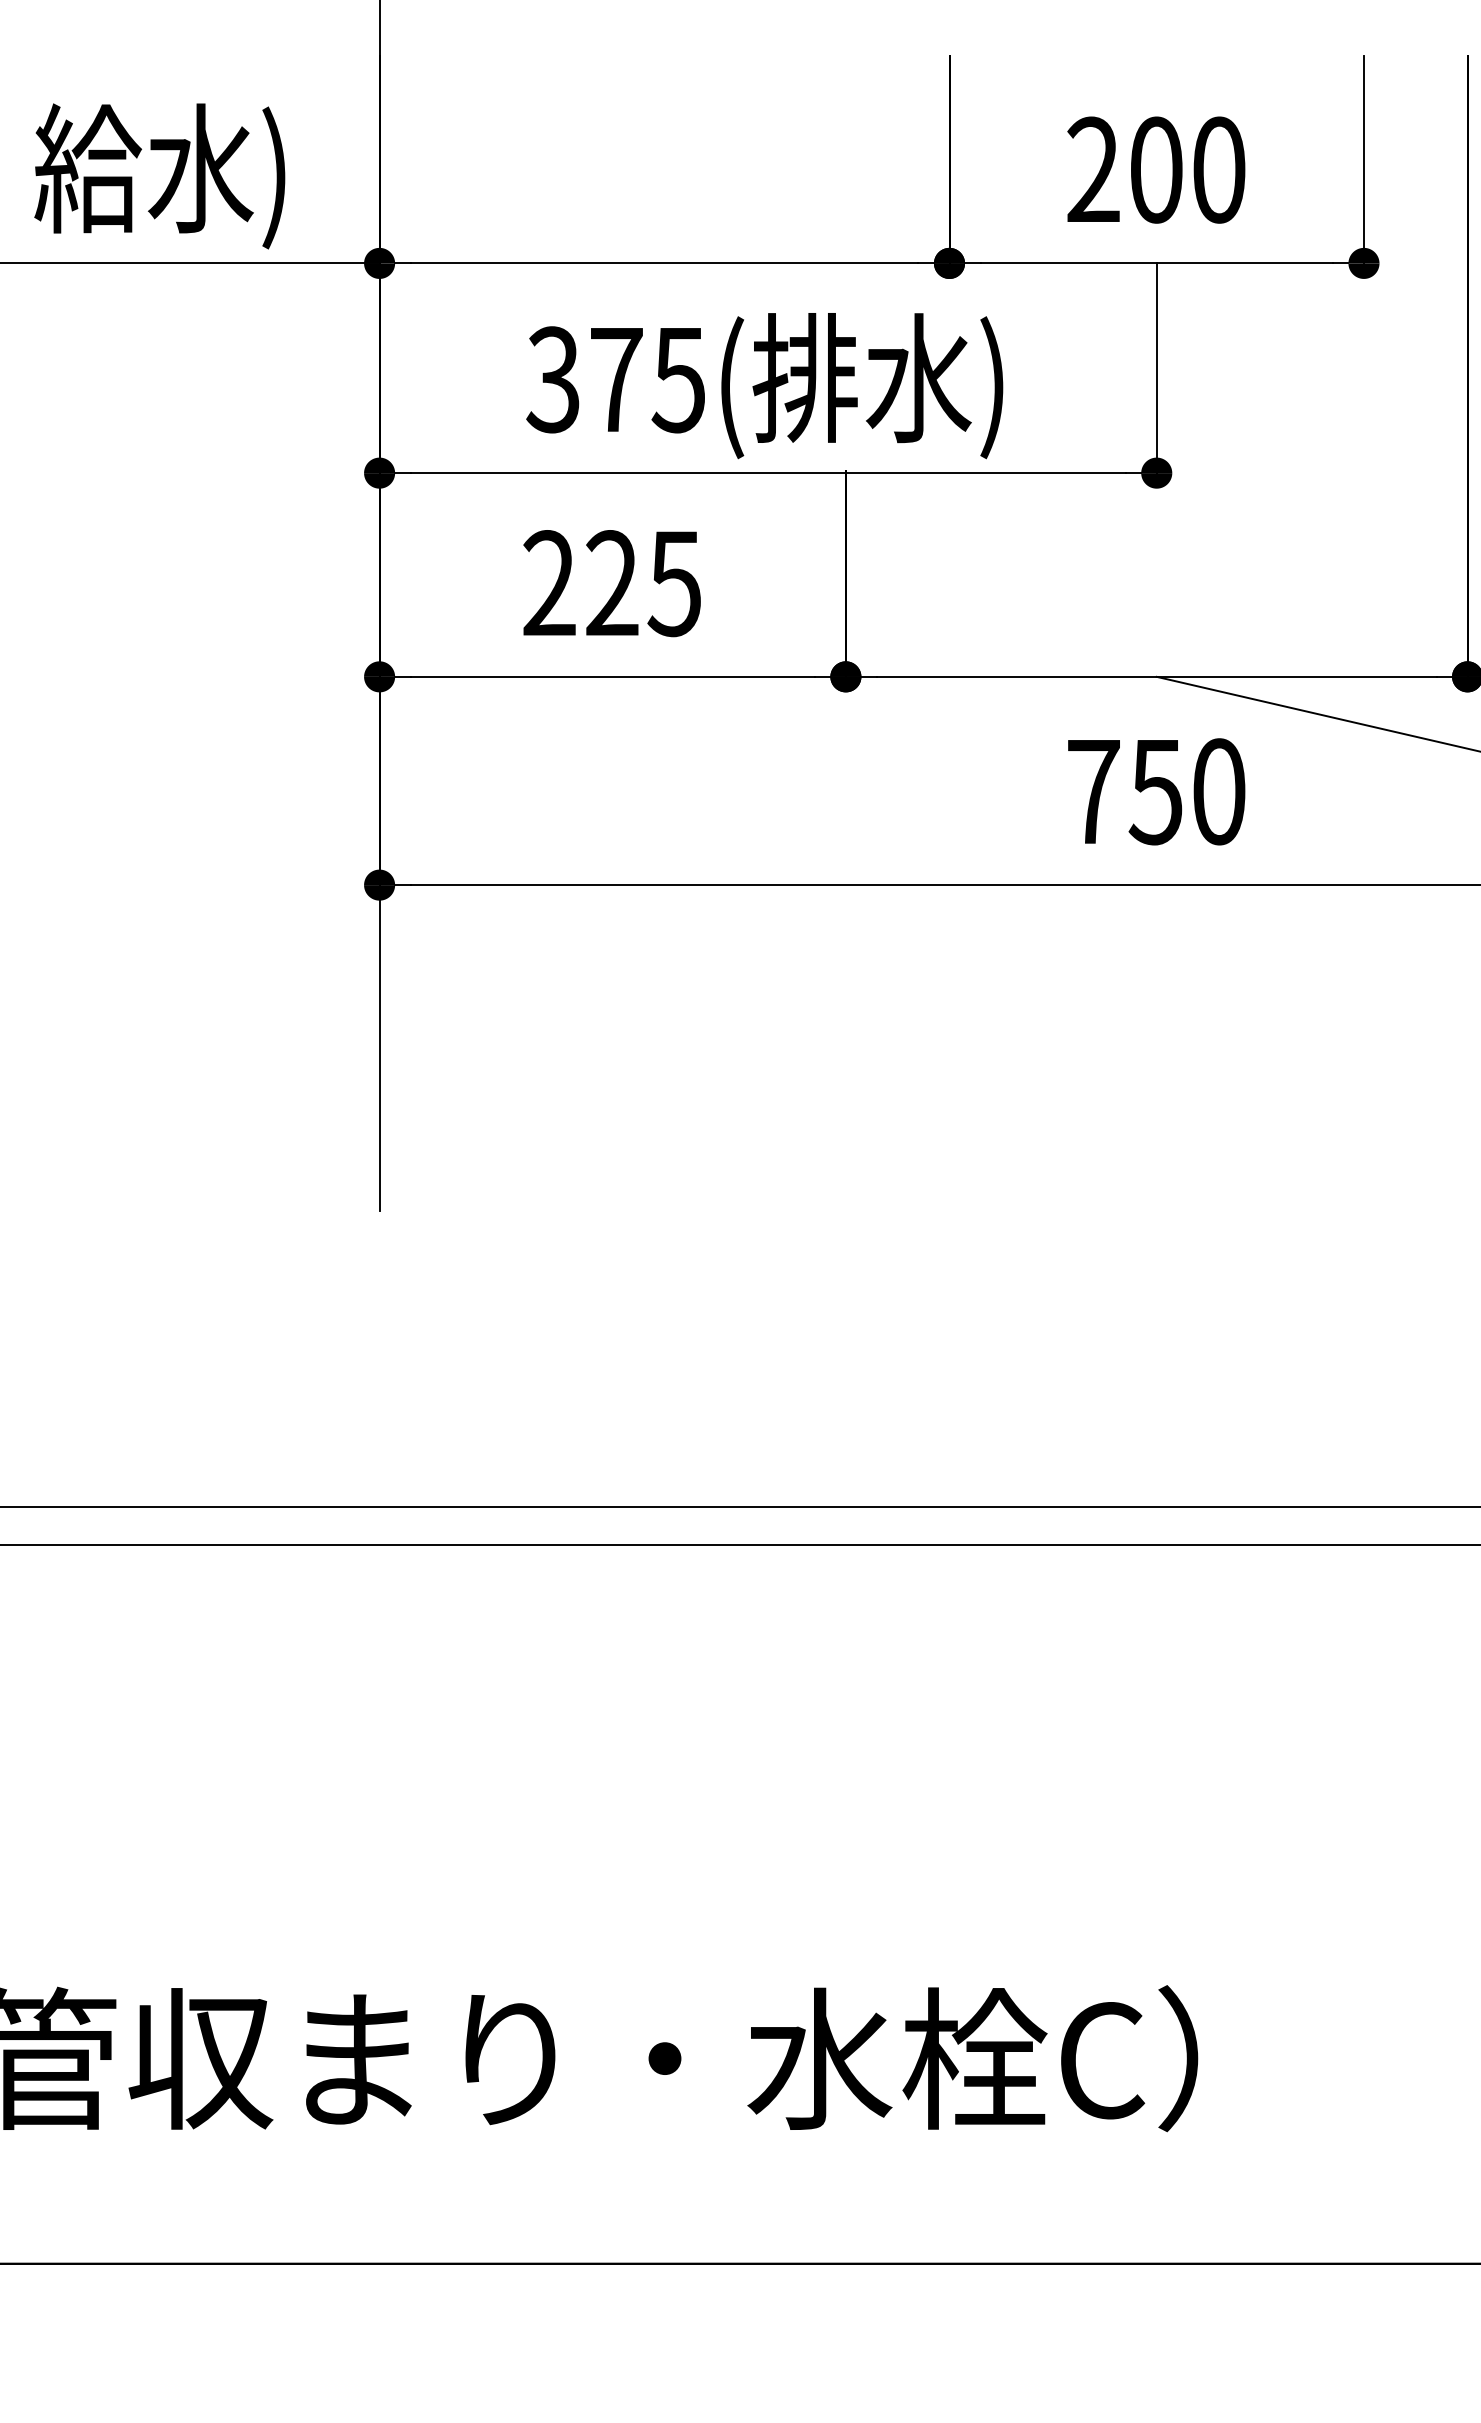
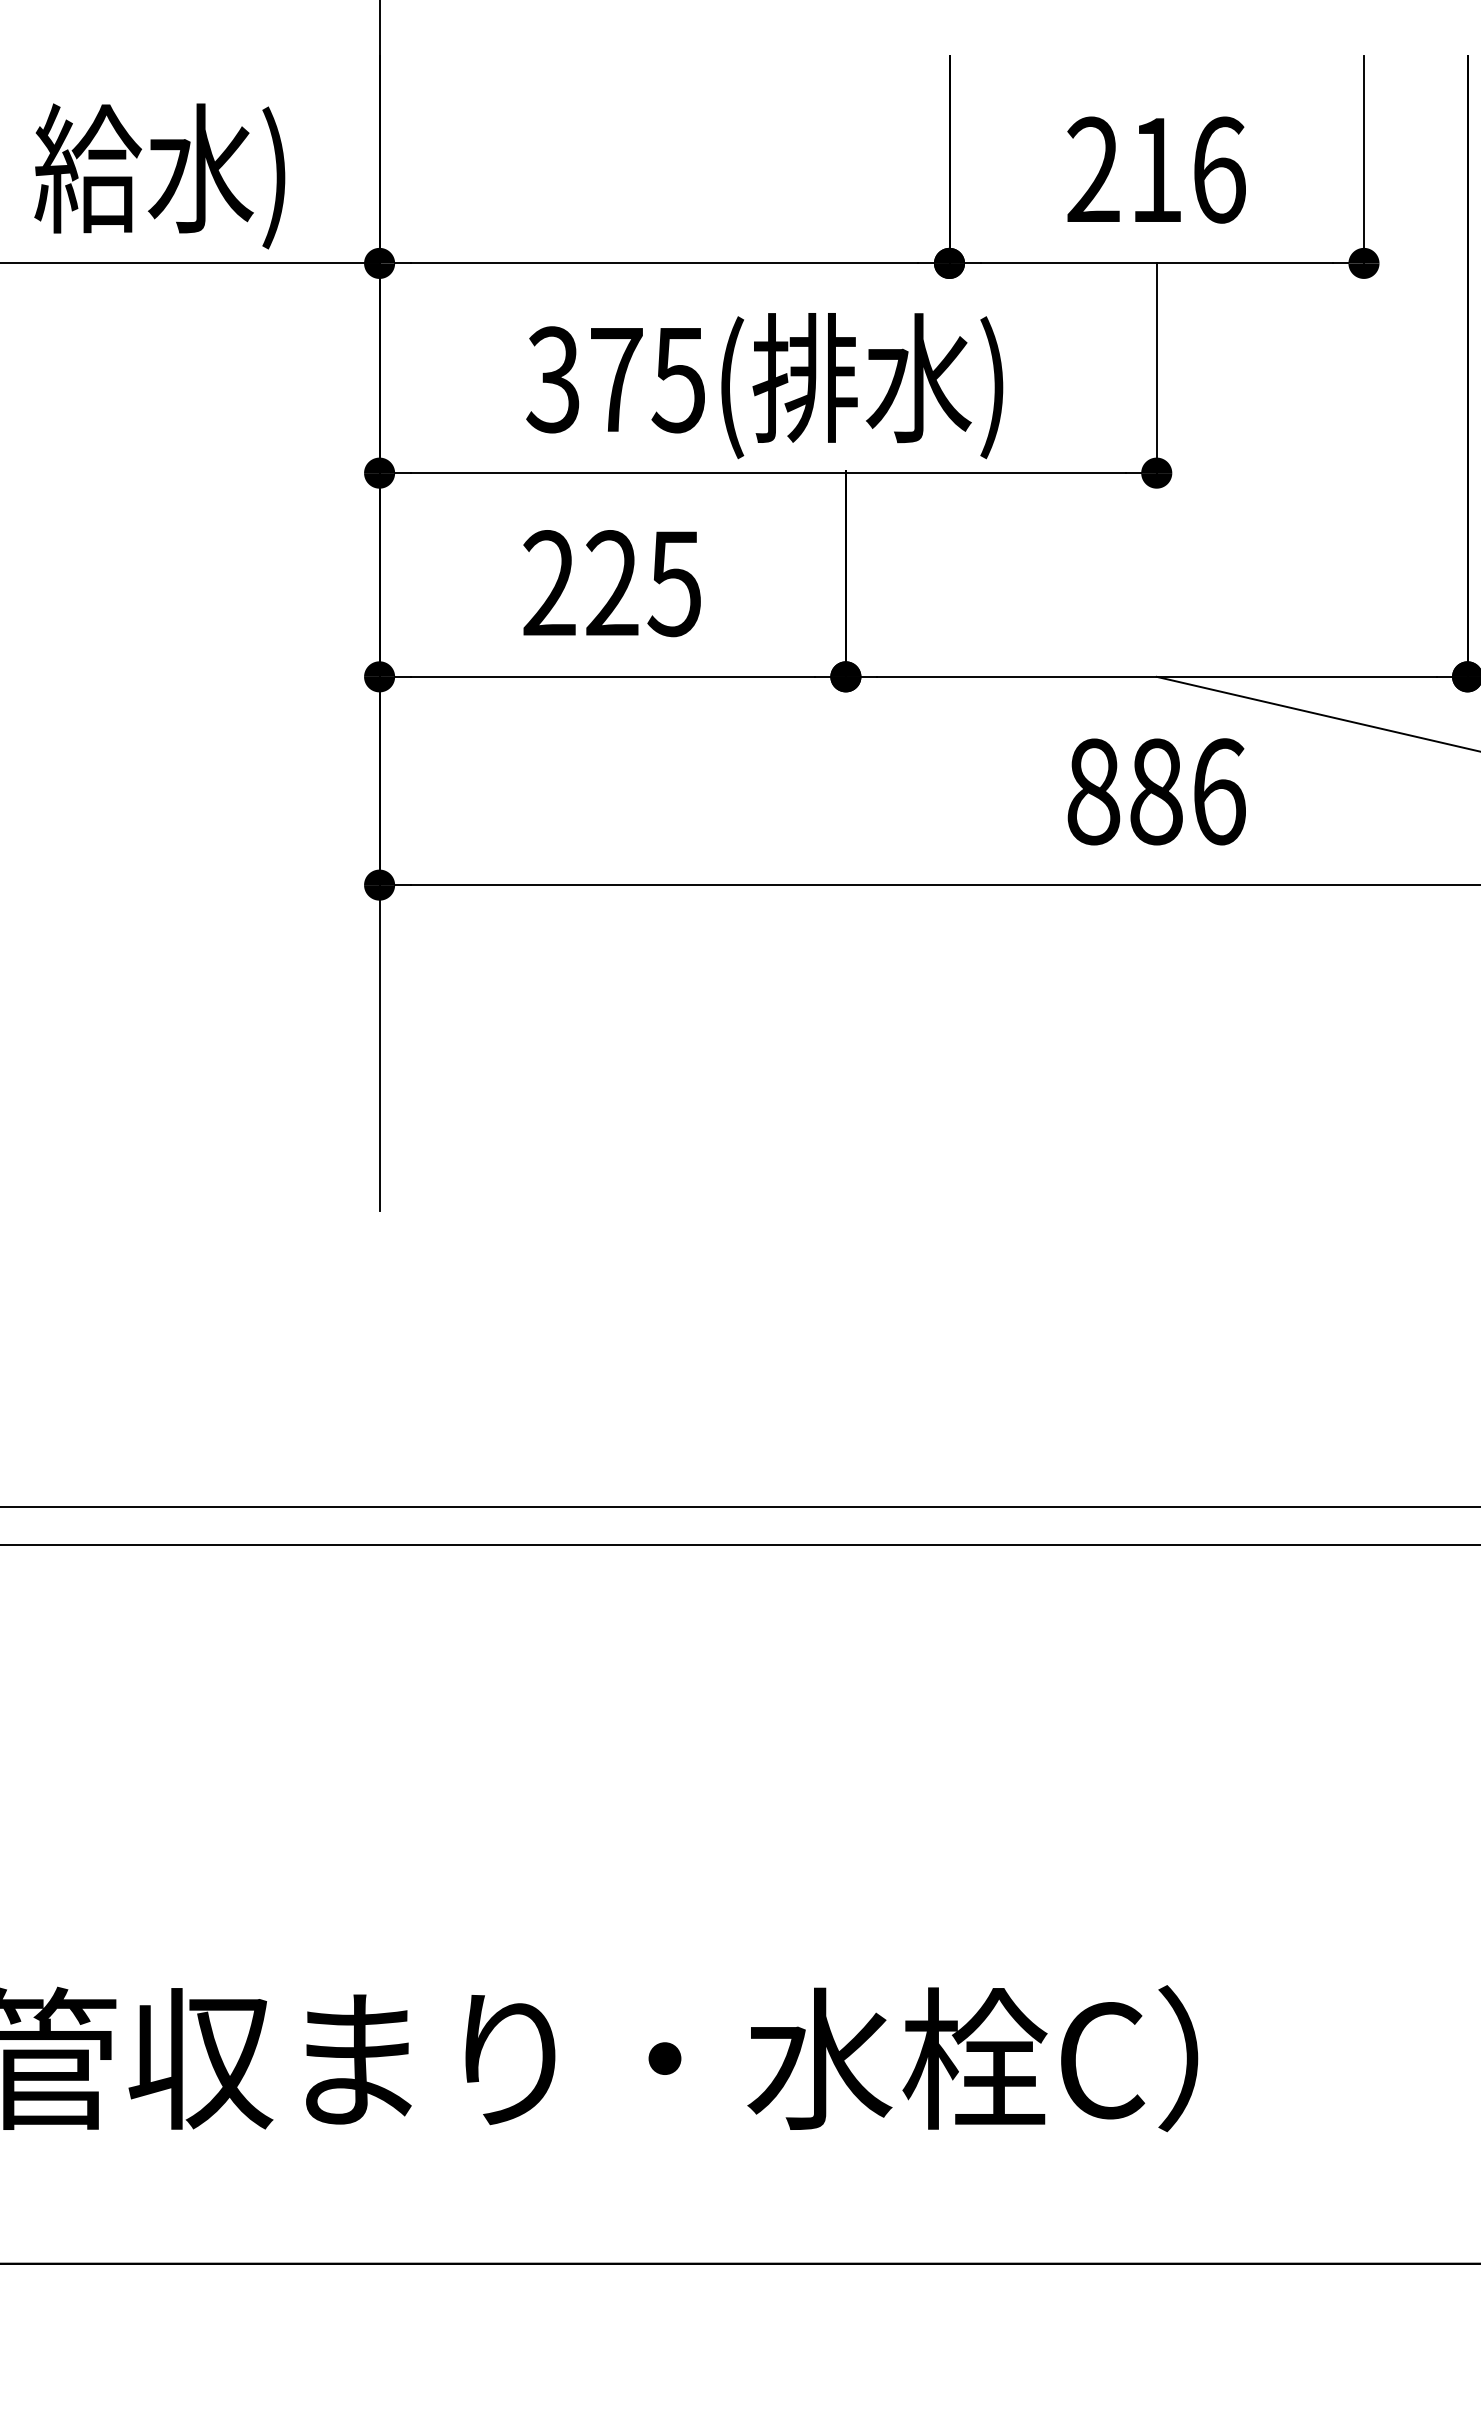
text: 200 -> 216 (1188, 169)
text: 750 -> 886 (1156, 791)
